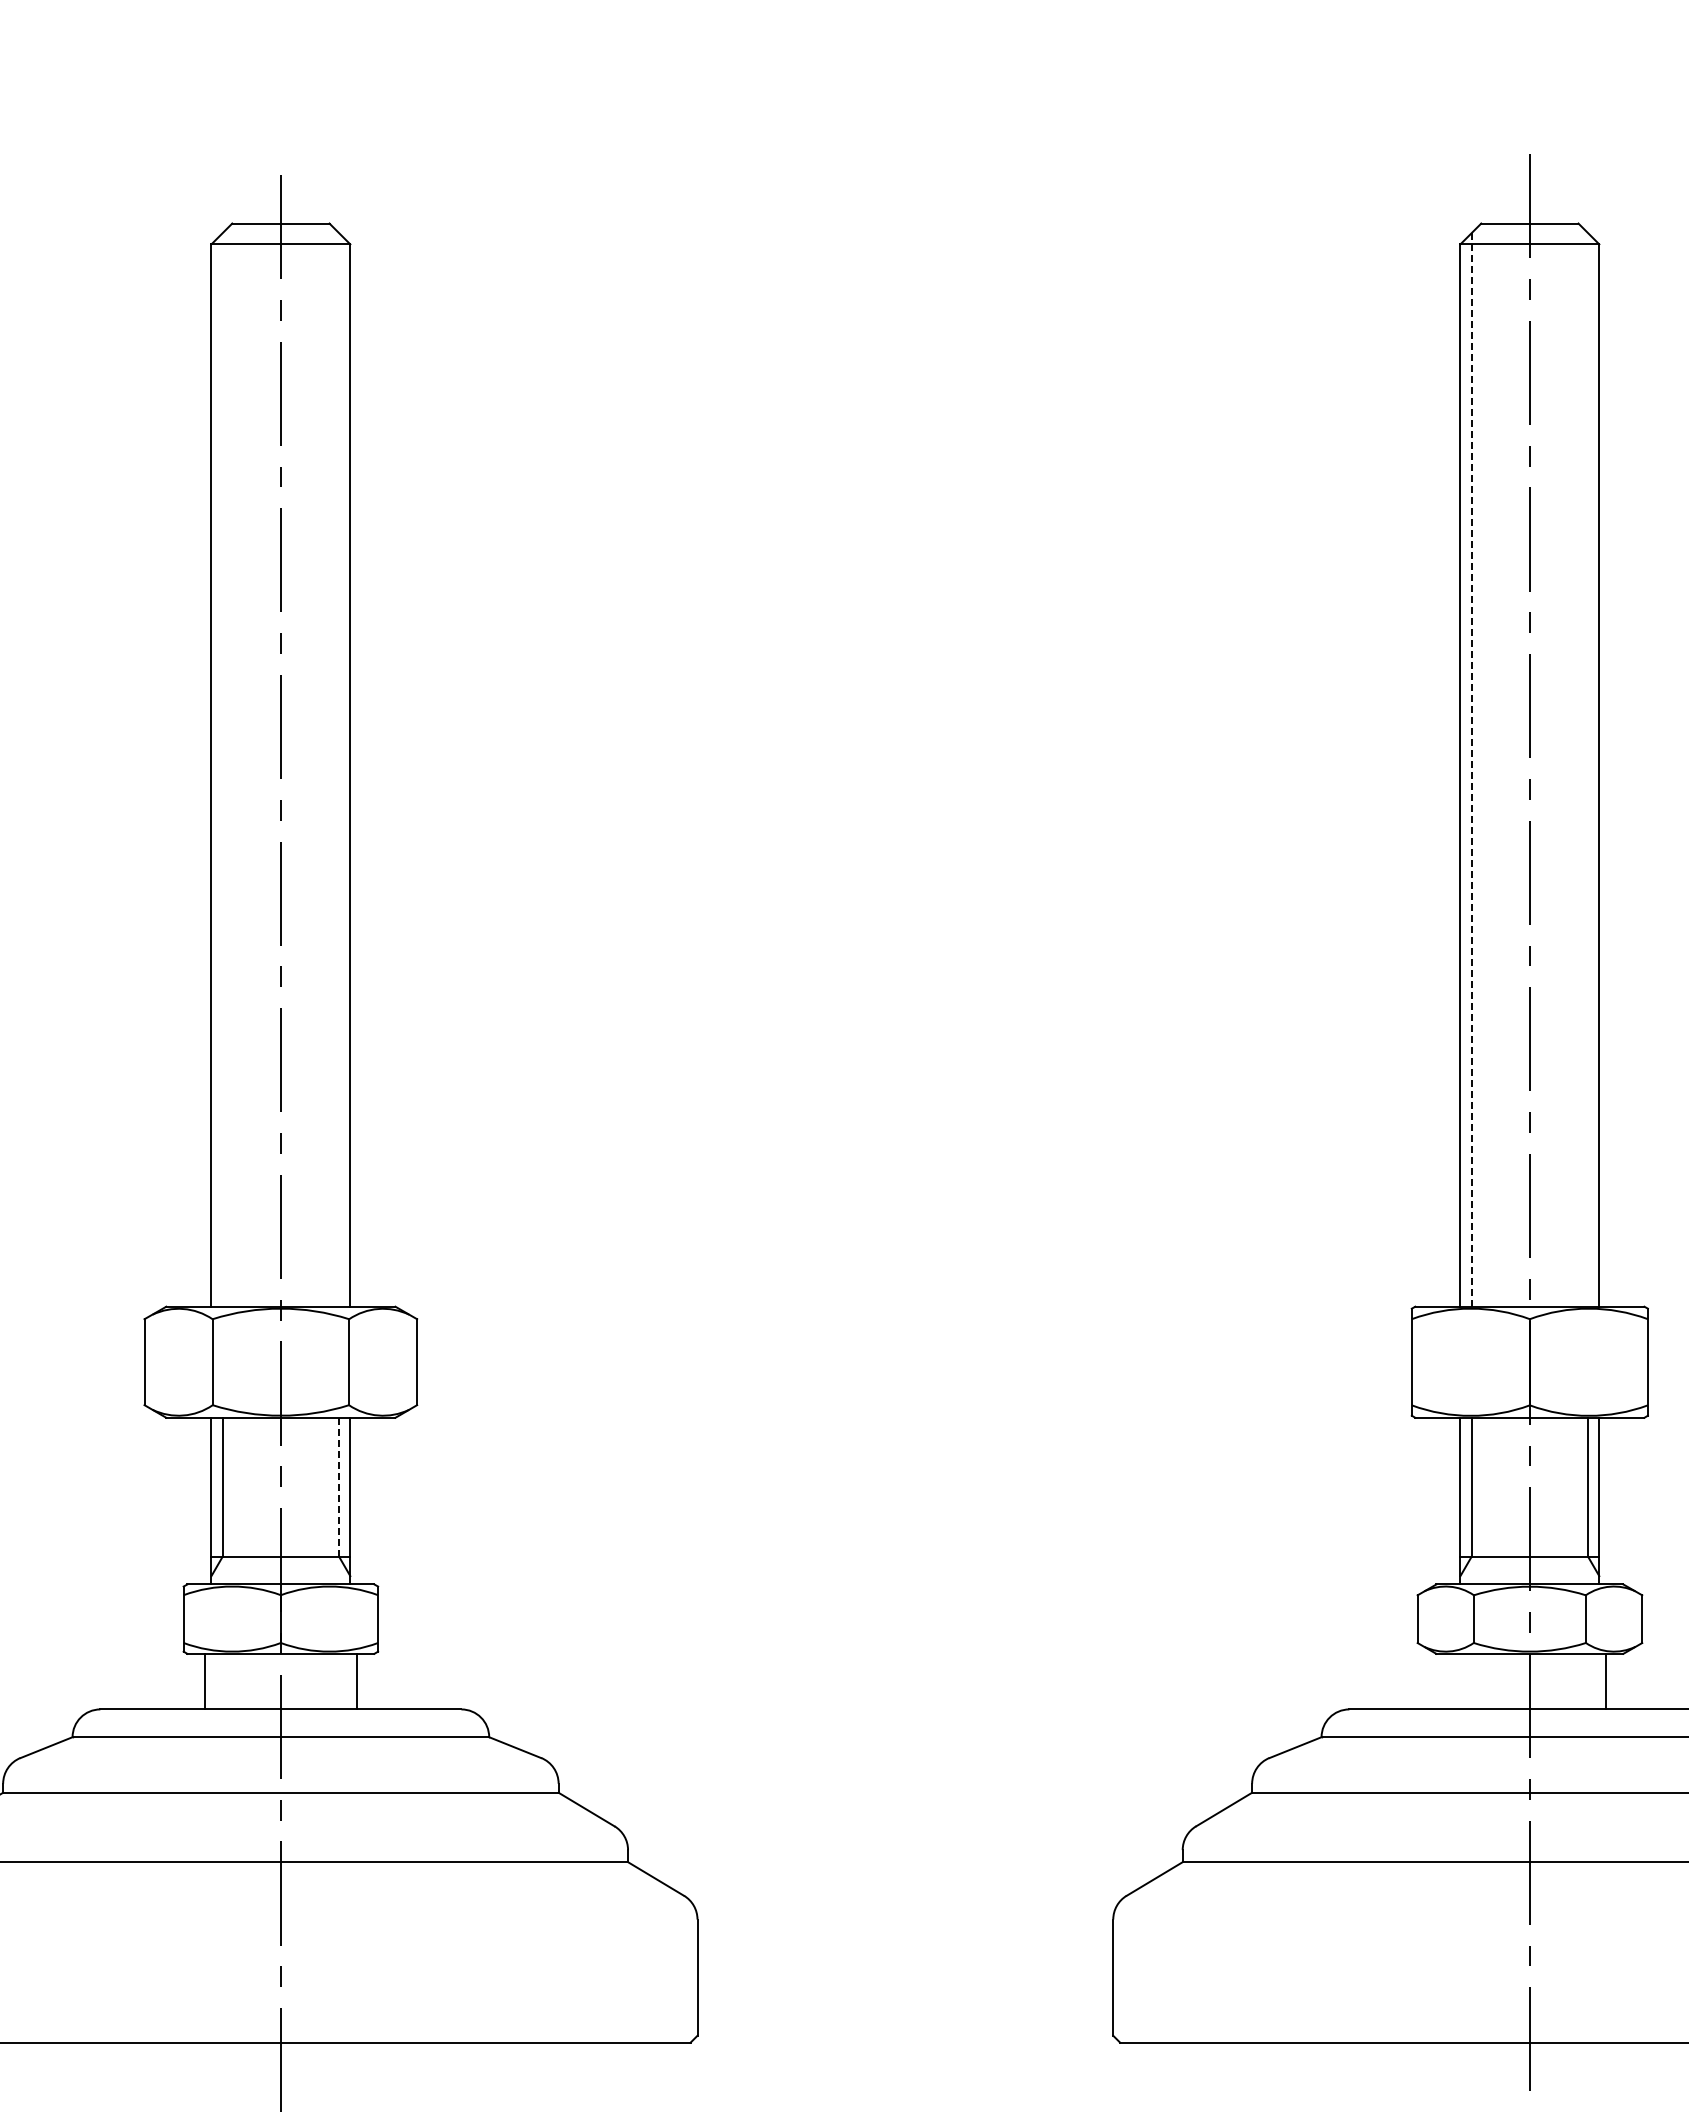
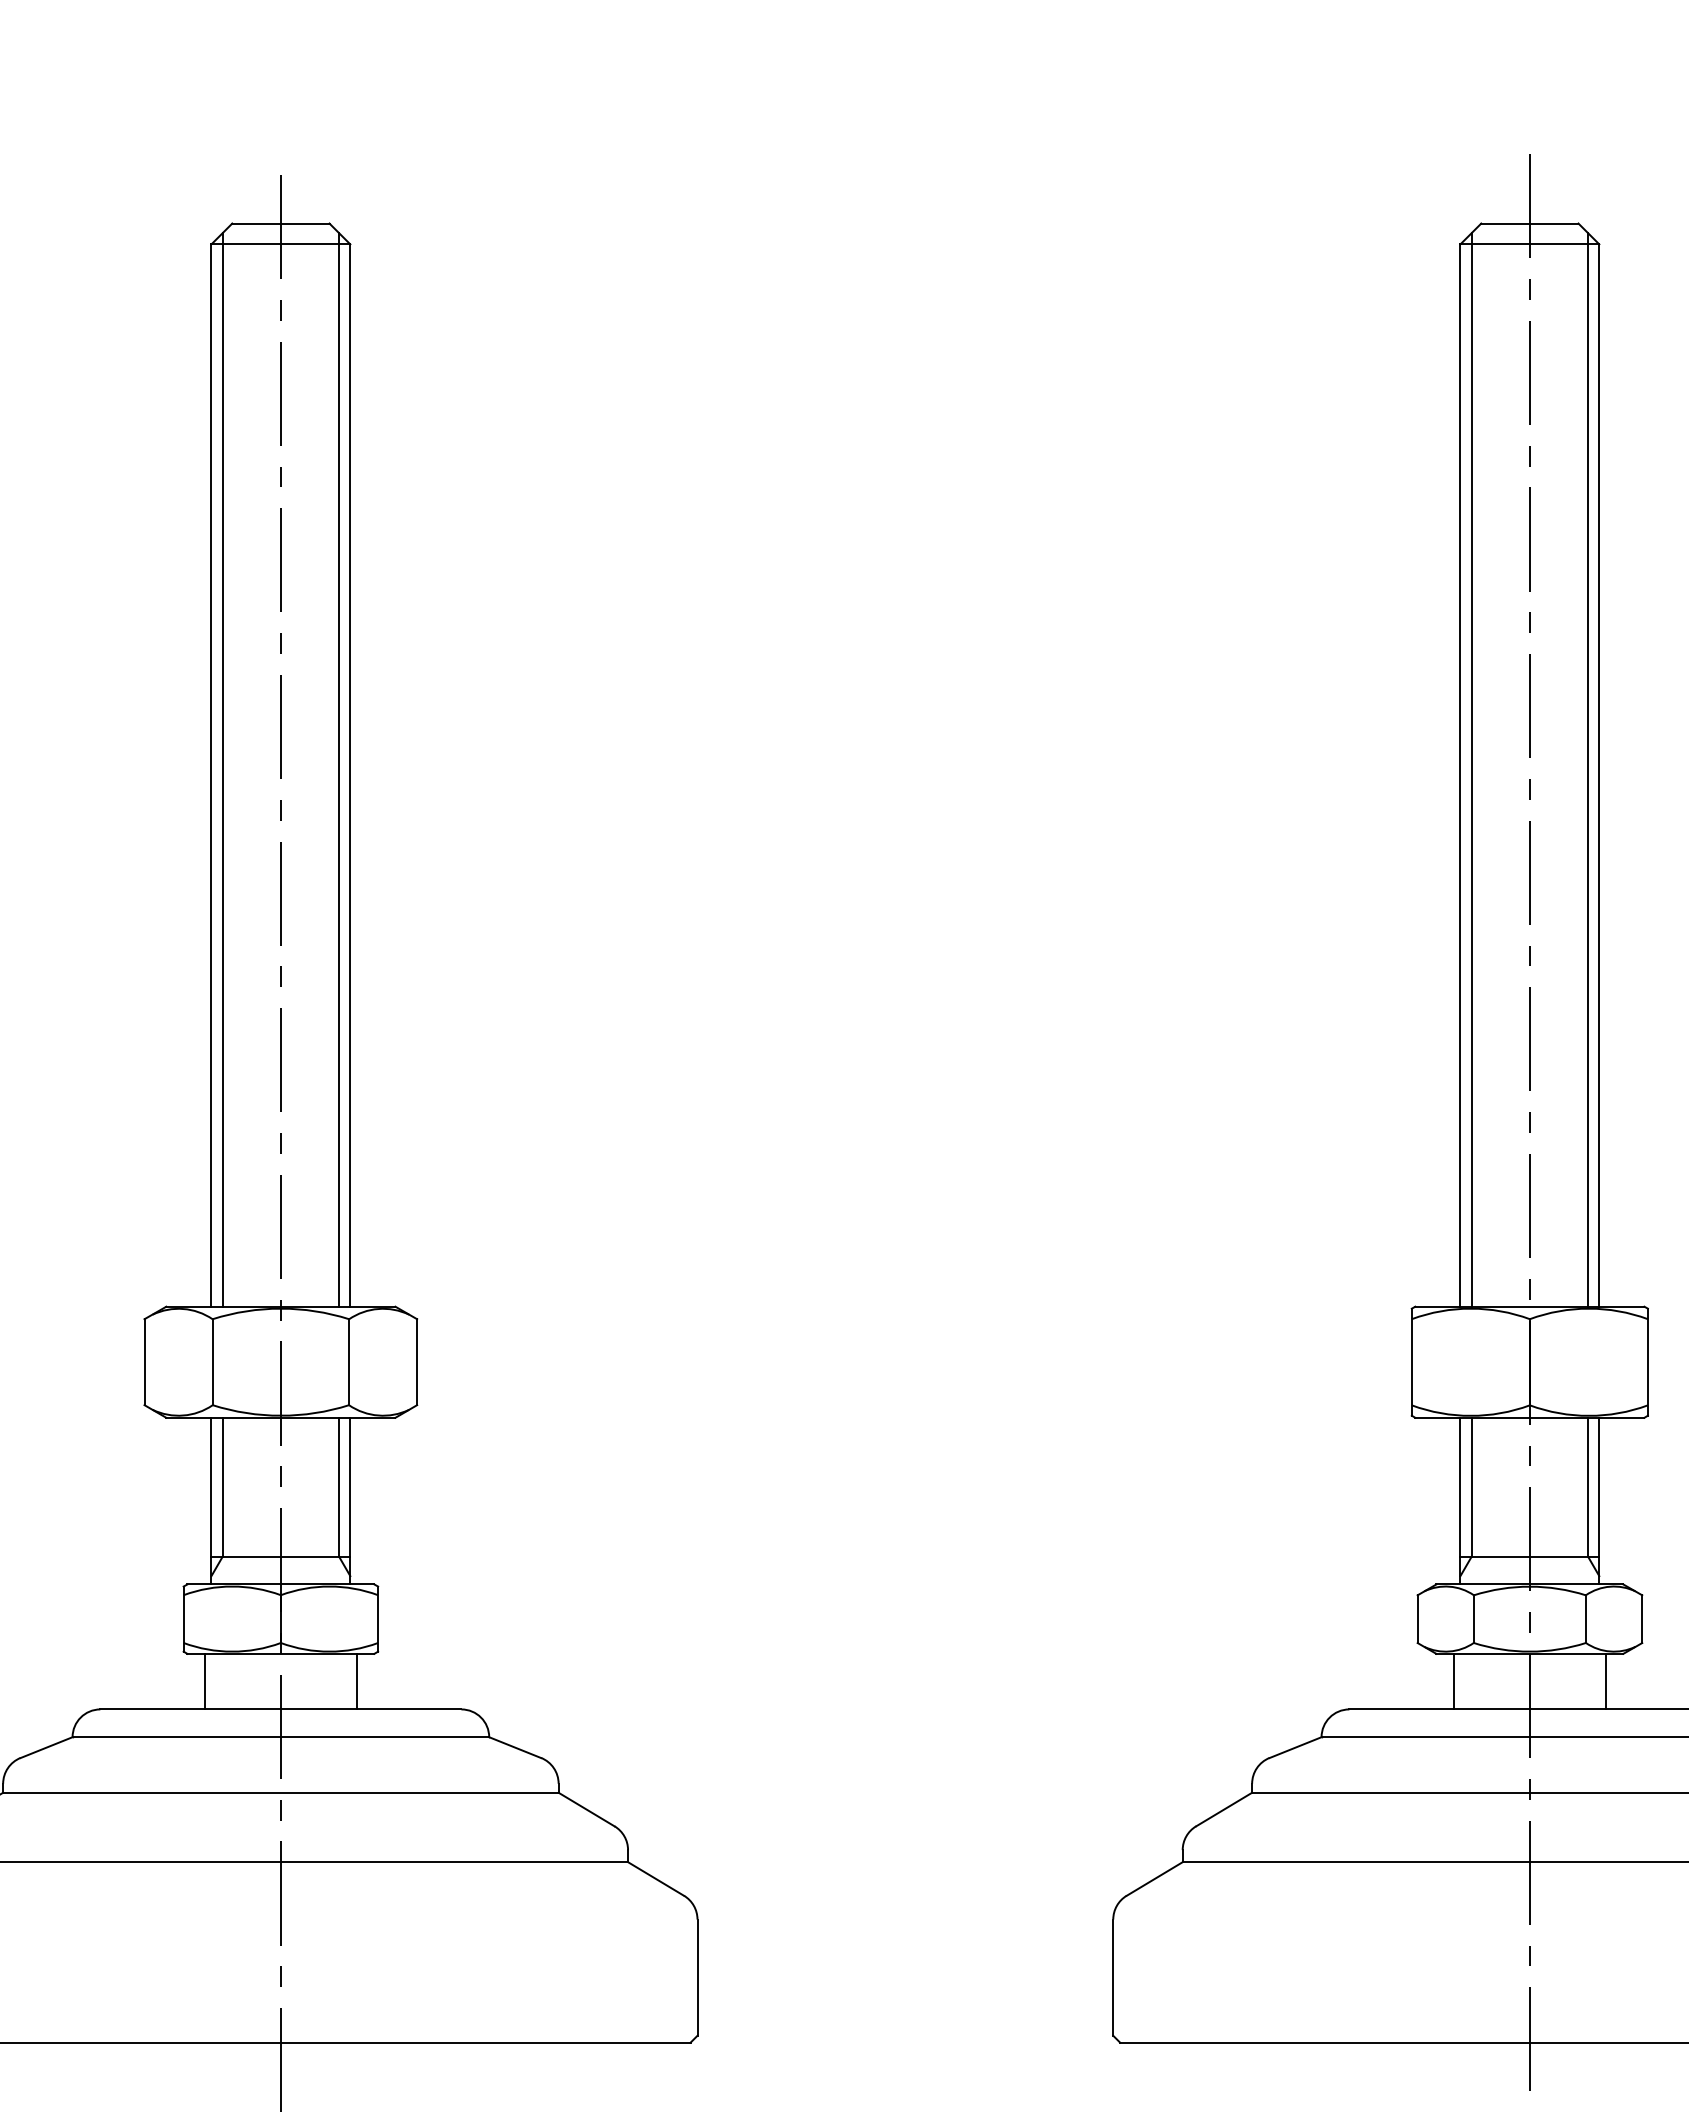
line: none -> present (222, 769)
line: none -> present (339, 769)
line: dashed -> solid (1471, 769)
line: none -> present (1588, 769)
line: dashed -> solid (339, 1486)
line: none -> present (1453, 1681)
